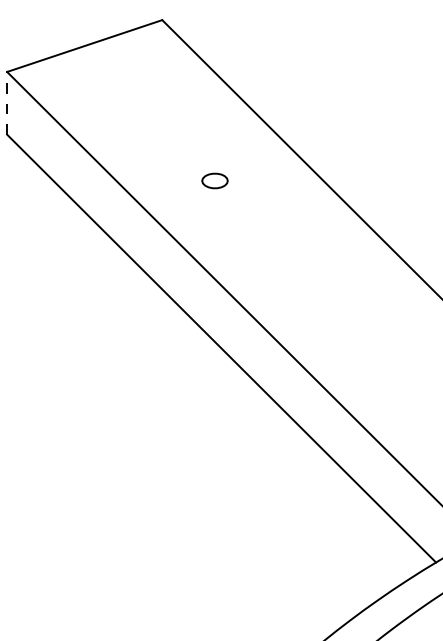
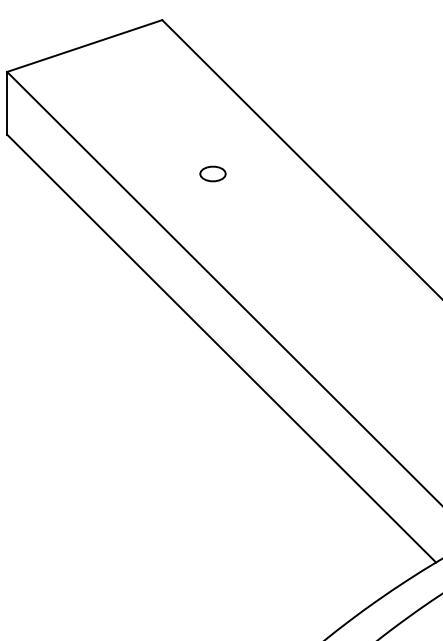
line: dashed -> solid (7, 102)
part position: (214, 180) -> (212, 173) (212, 173)
